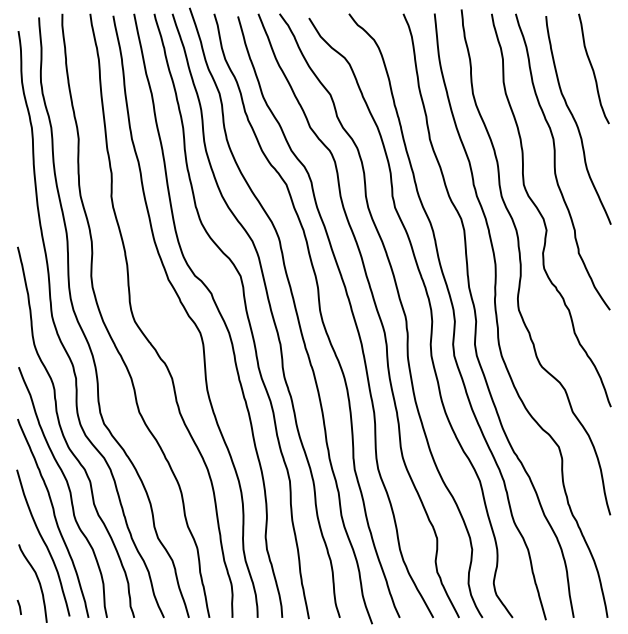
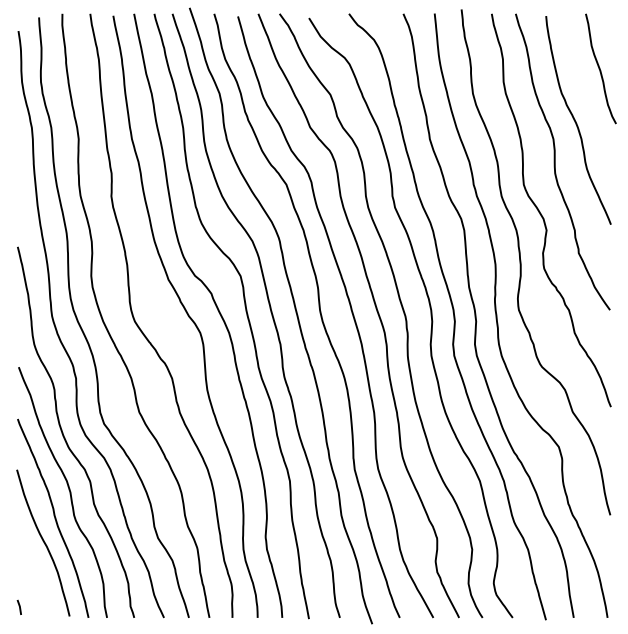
curve position: (593, 68) -> (600, 68) (600, 68)
curve: present -> none (37, 580)
